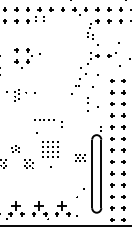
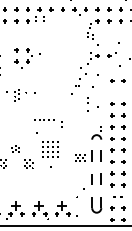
part: present -> none (117, 92)
line: solid -> dashed (92, 173)
line: solid -> dashed (101, 173)
part size: 16x4 px -> 10x2 px (117, 196)
